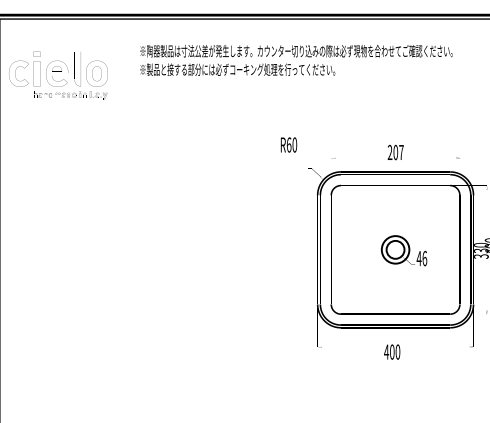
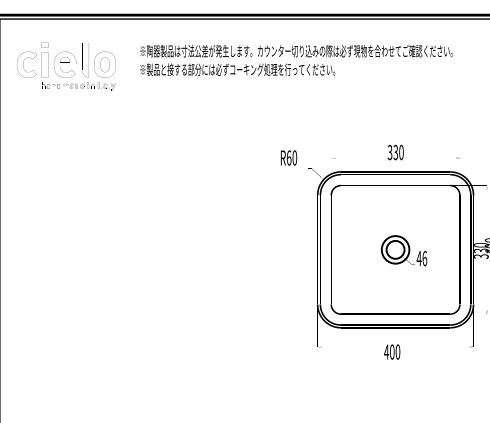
part position: (58, 75) -> (66, 66) (66, 66)
text position: (288, 144) -> (288, 157) (288, 157)
text: 207 -> 330 (395, 152)
